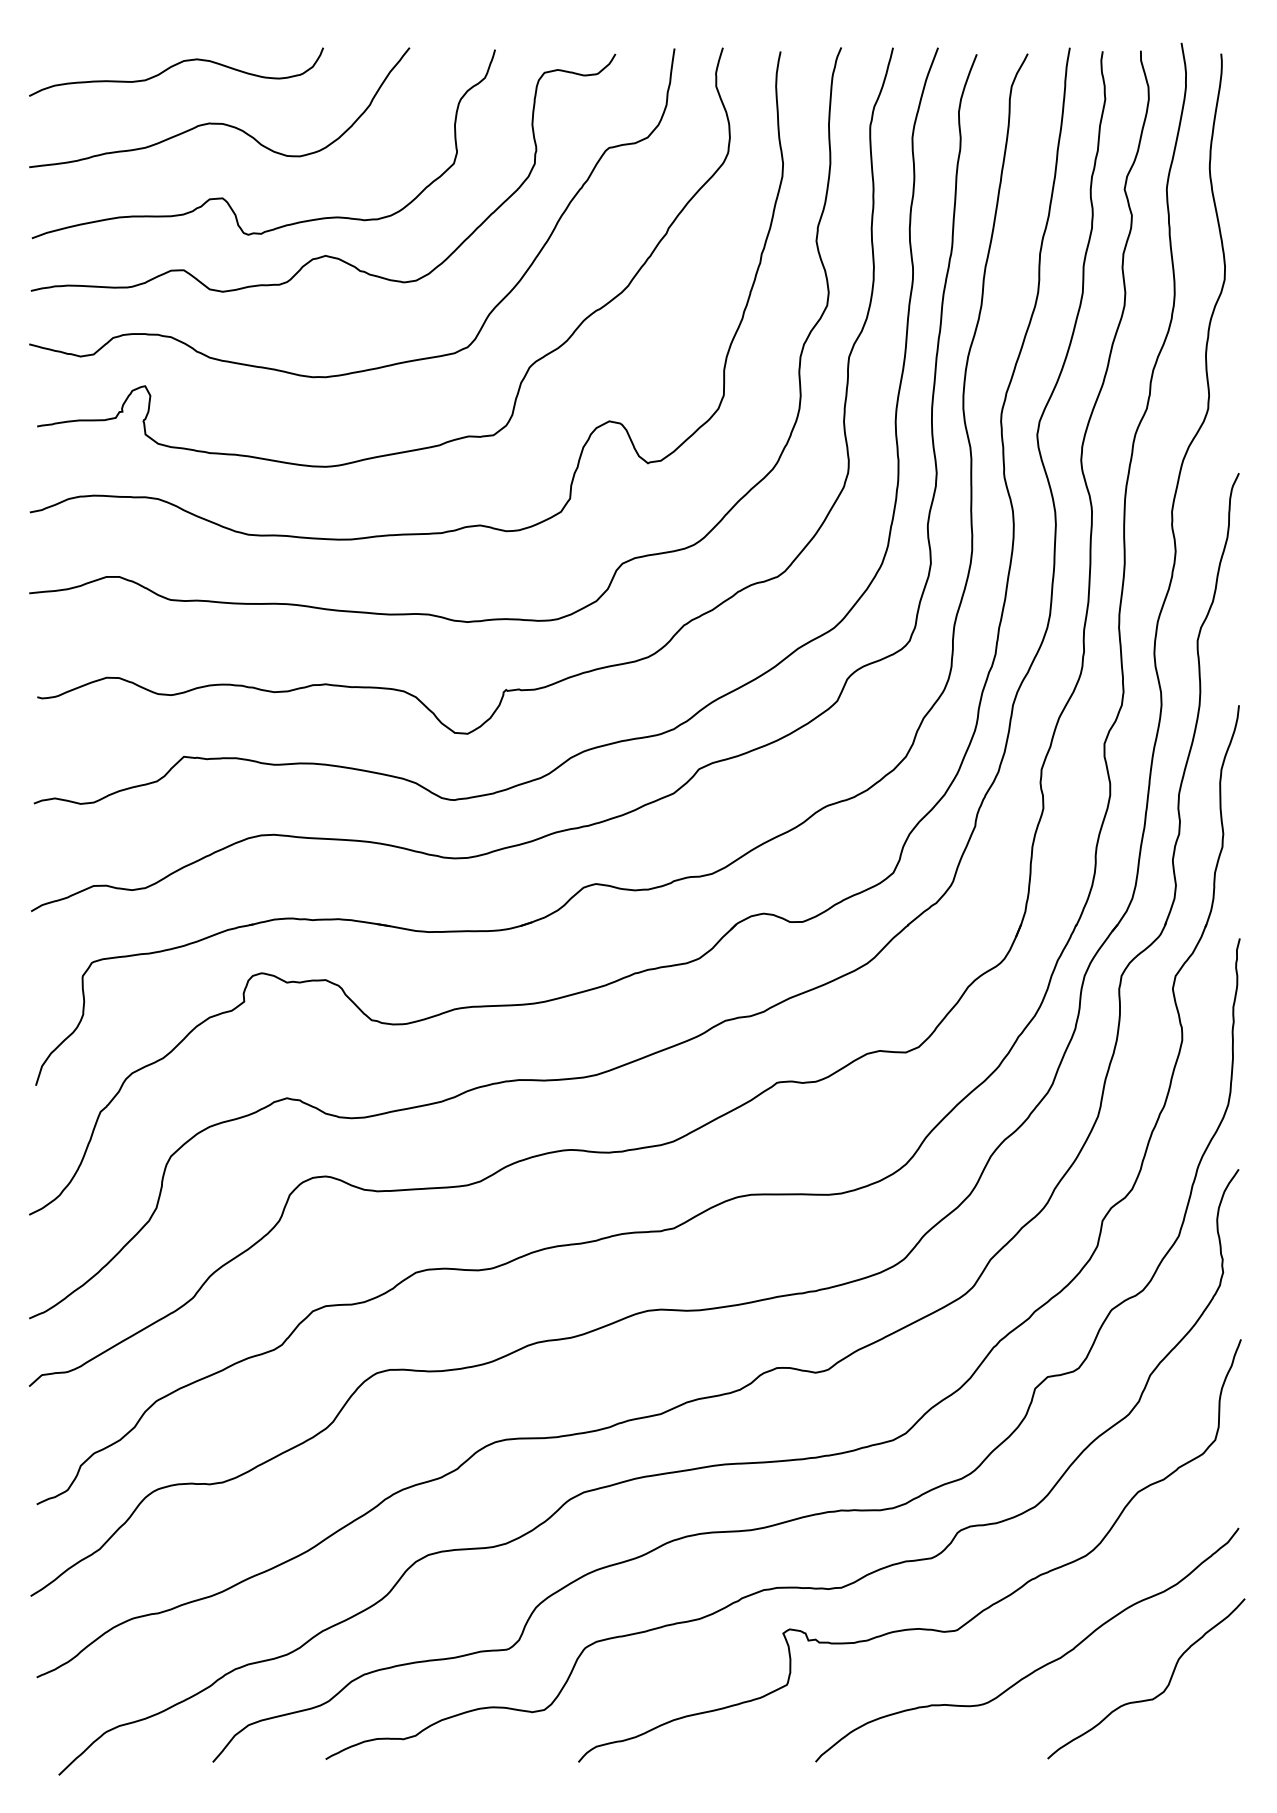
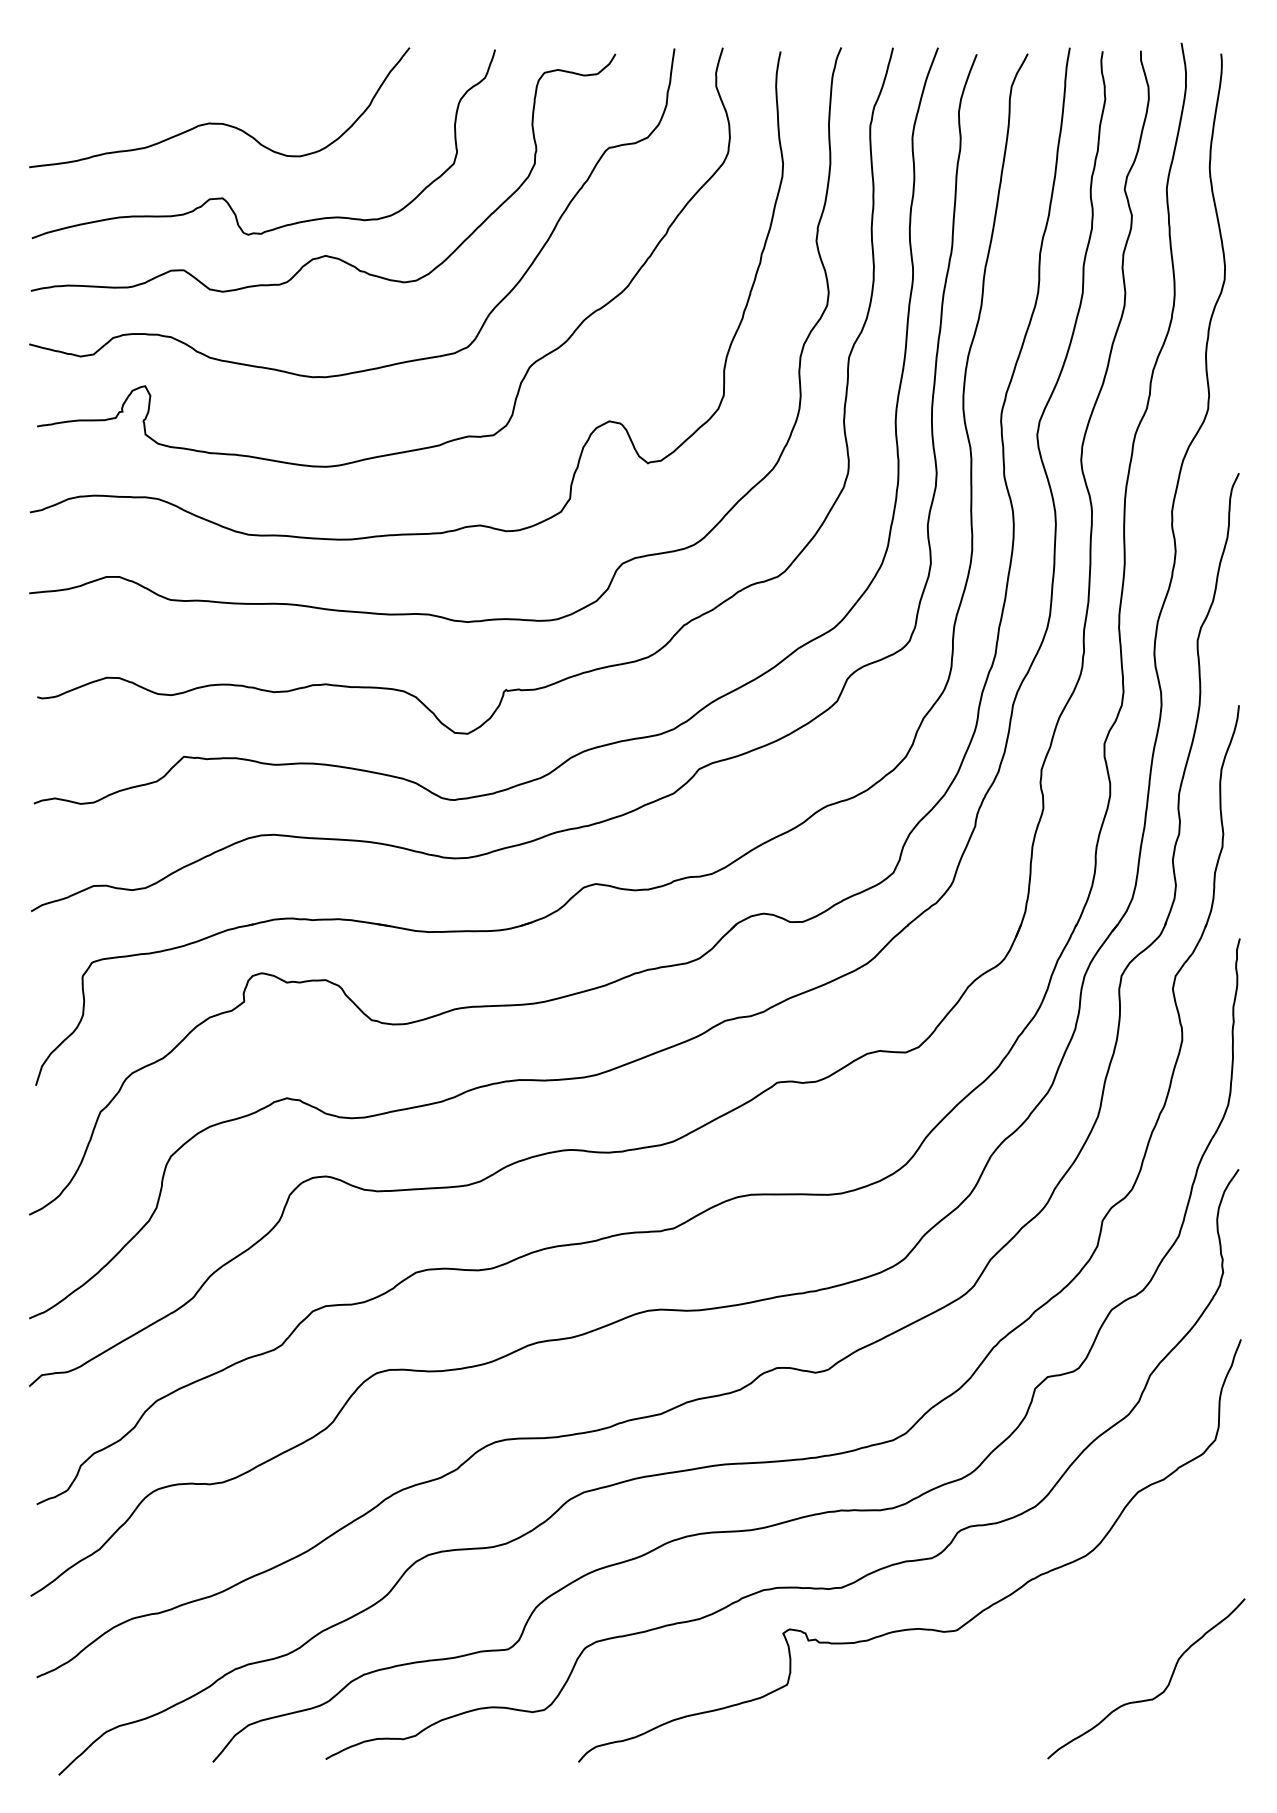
curve: present -> none (174, 66)
curve: present -> none (1042, 1665)
